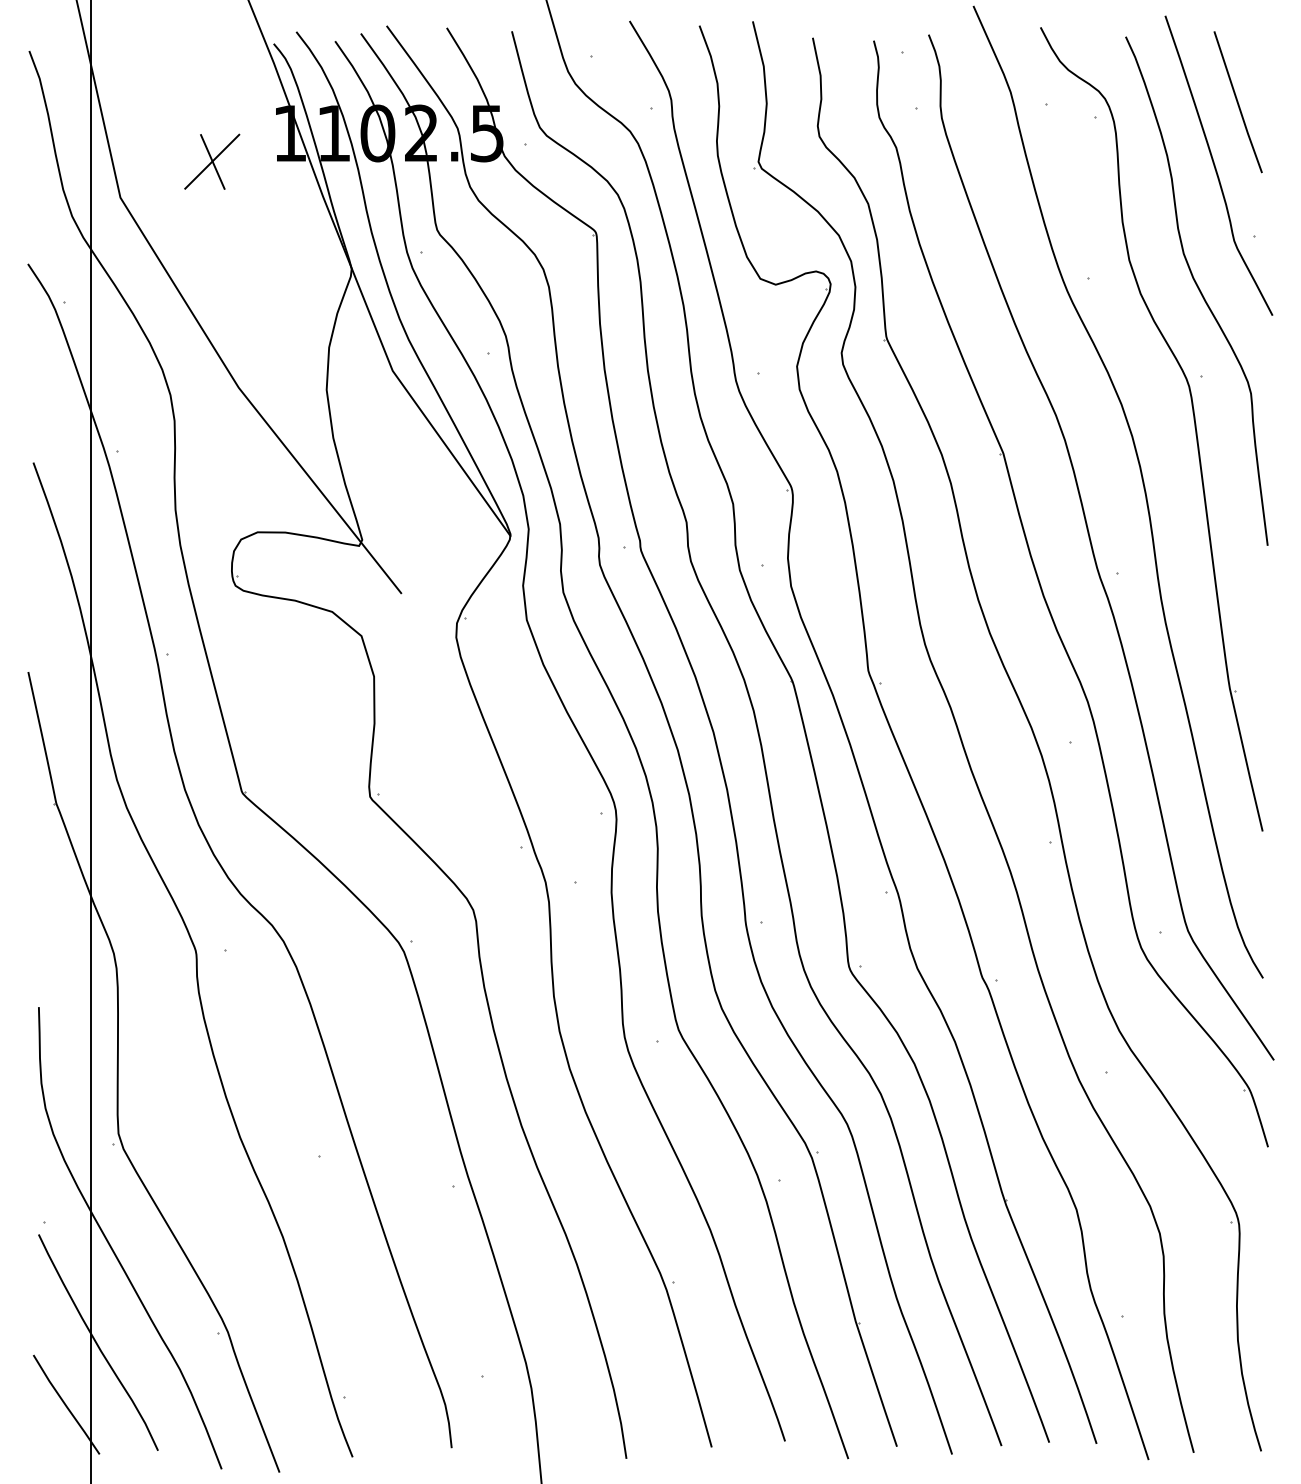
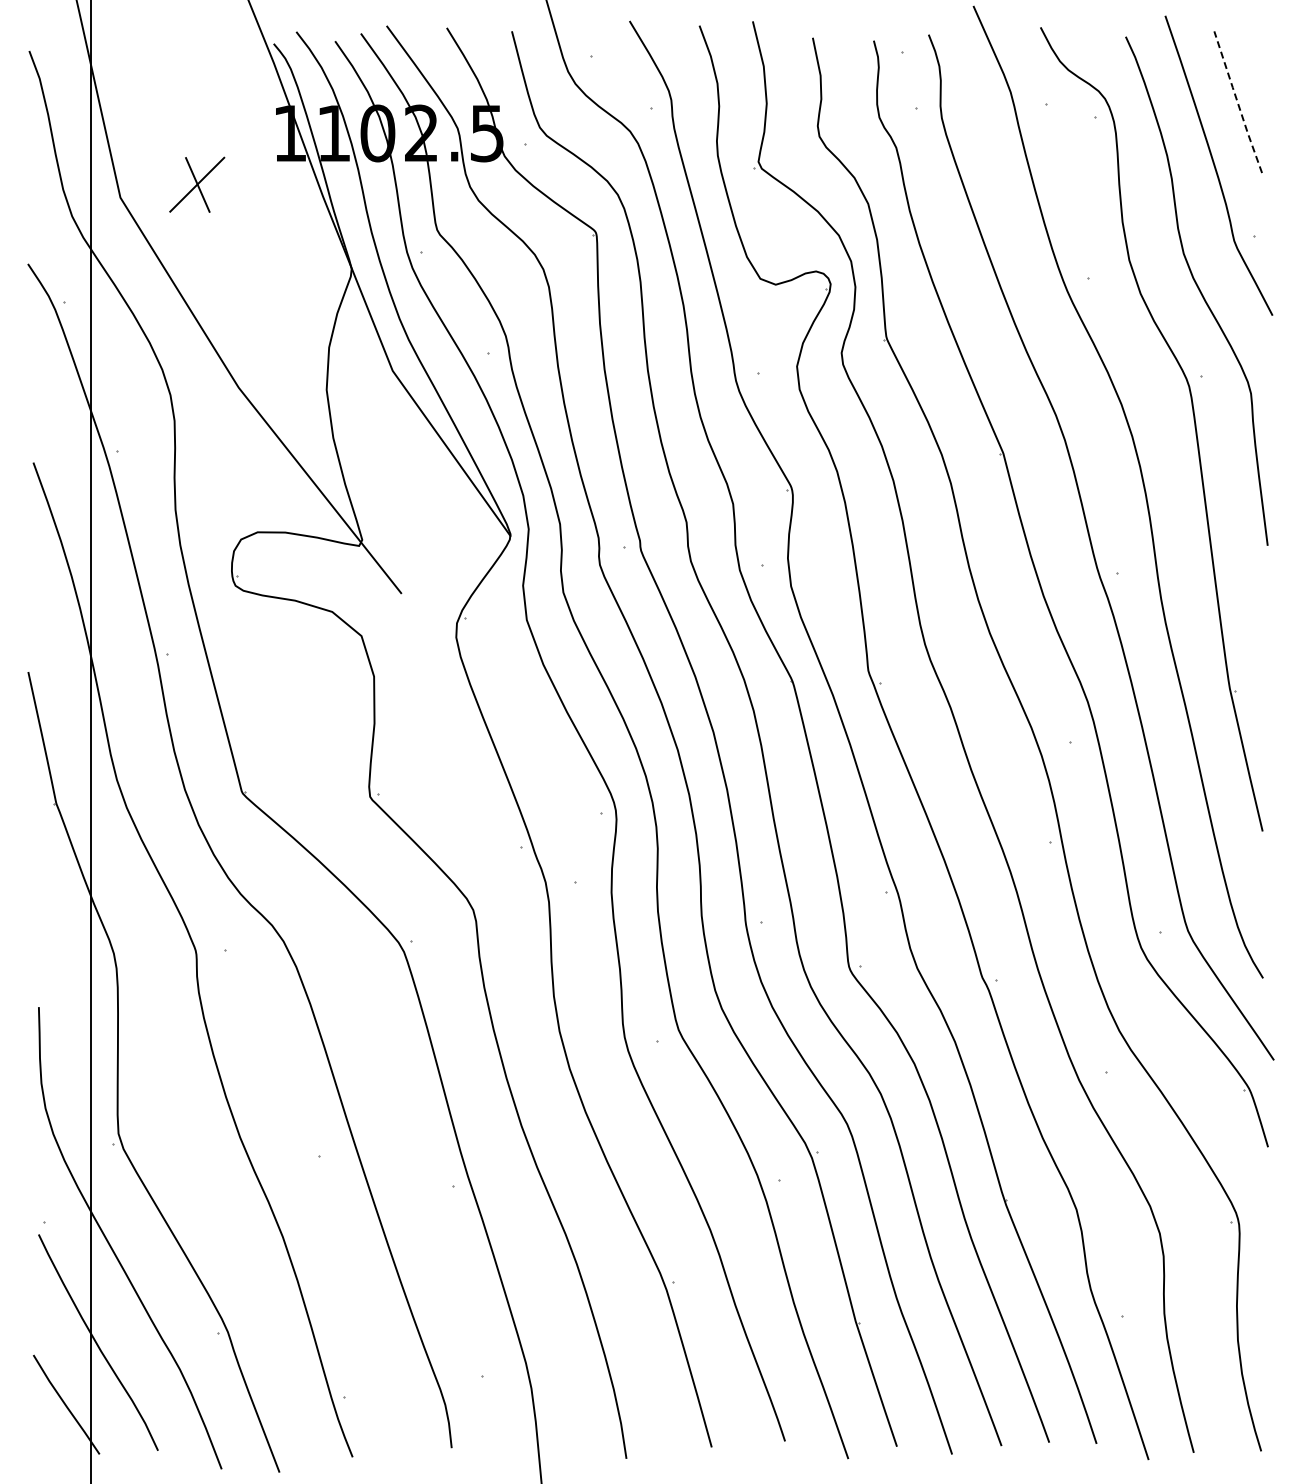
line: solid -> dashed (1237, 101)
part position: (212, 161) -> (197, 184) (197, 184)
